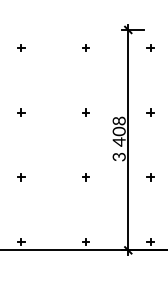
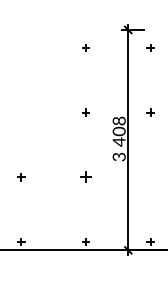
part: present -> none (21, 47)
part: present -> none (21, 112)
part size: 8x9 px -> 12x12 px (85, 176)
part: present -> none (150, 177)
